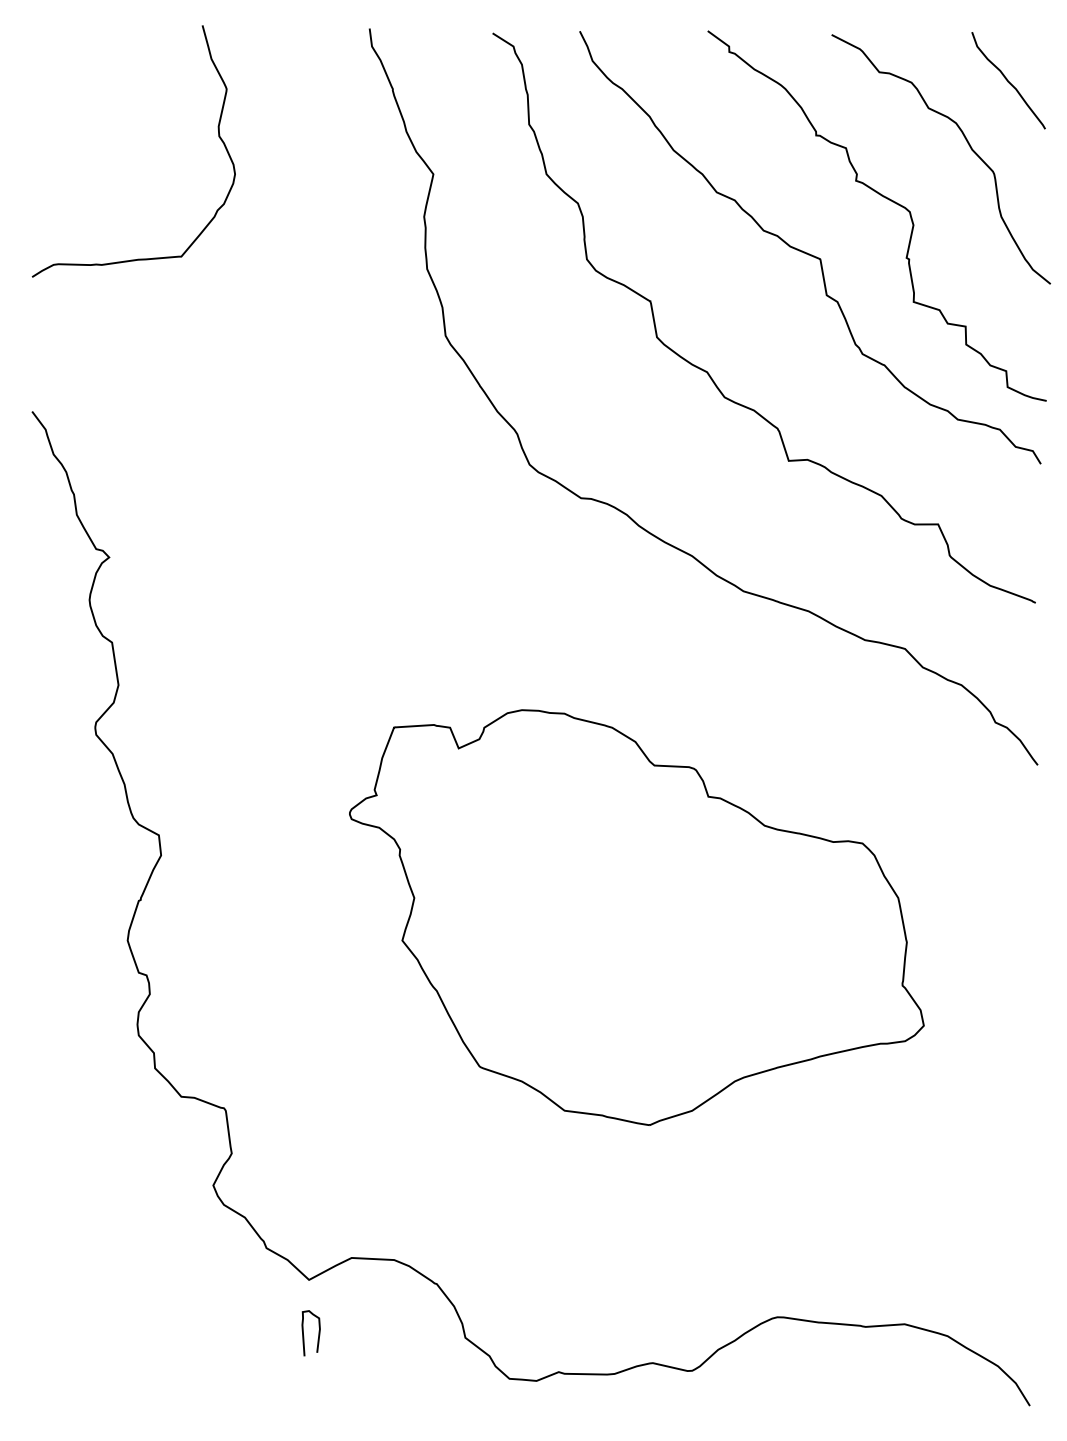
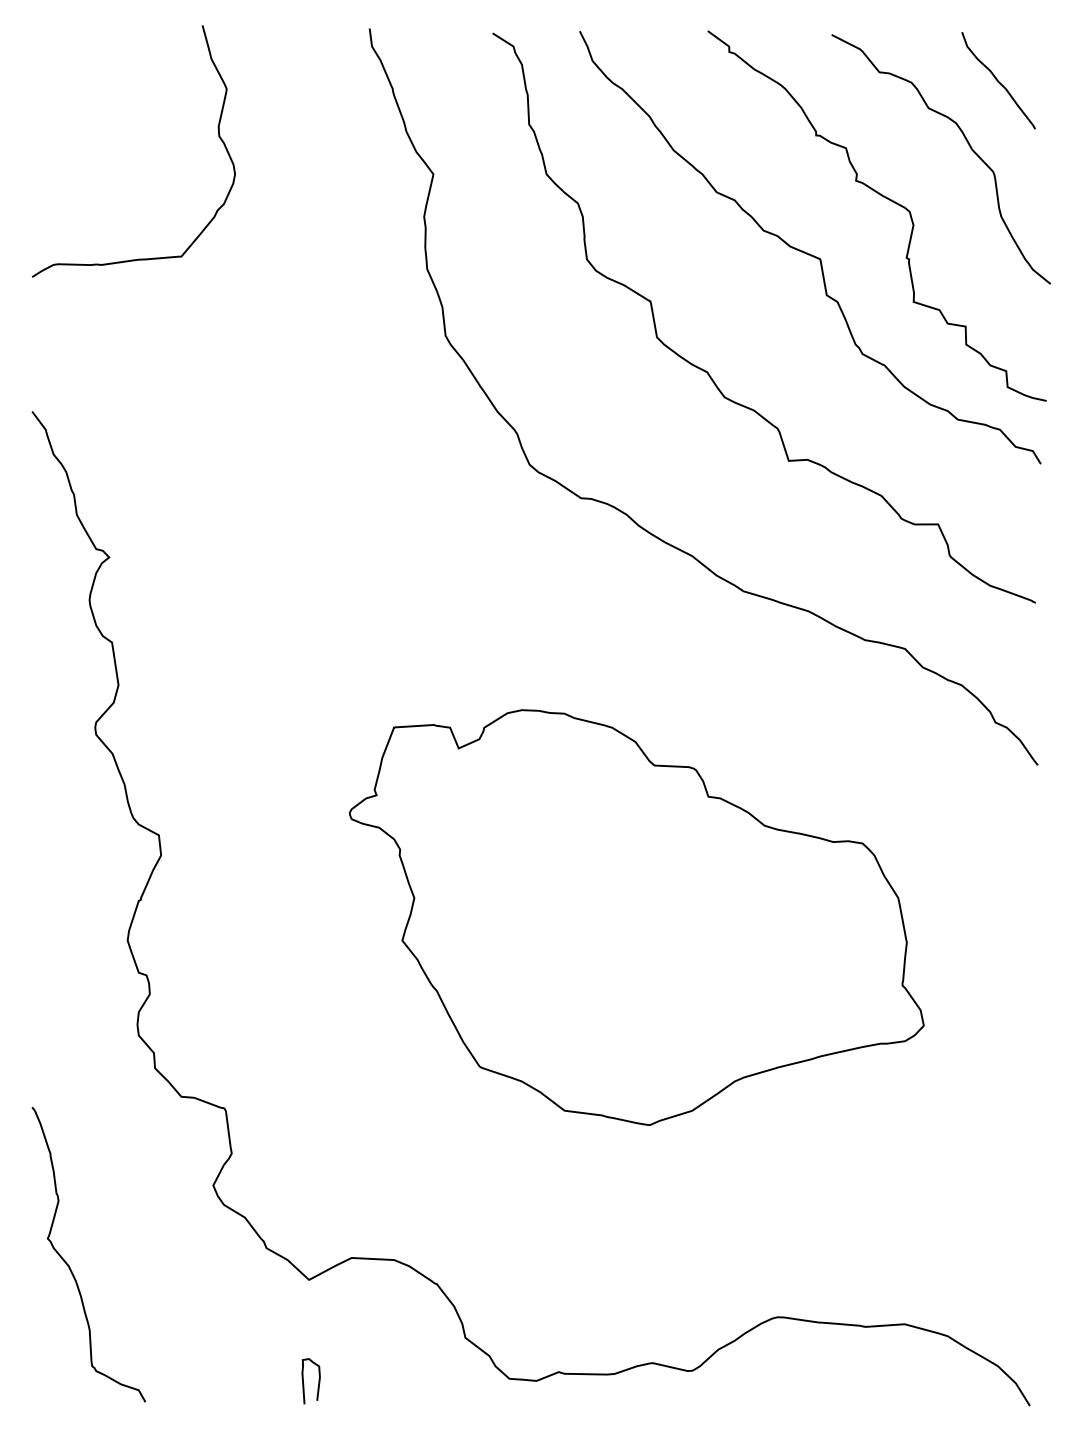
curve position: (1008, 80) -> (998, 80) (998, 80)
curve: none -> present (69, 1265)
curve position: (304, 1336) -> (304, 1384) (304, 1384)
